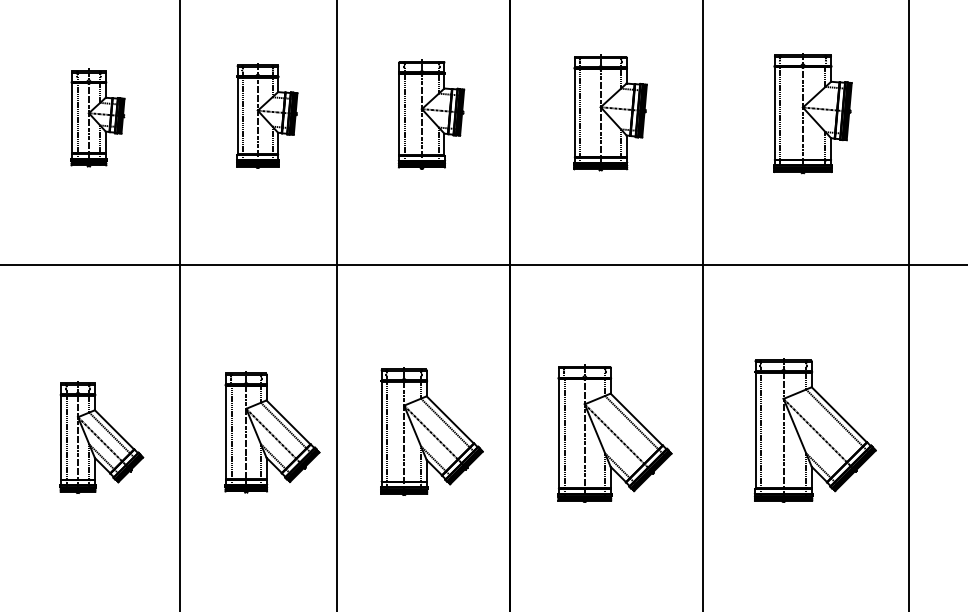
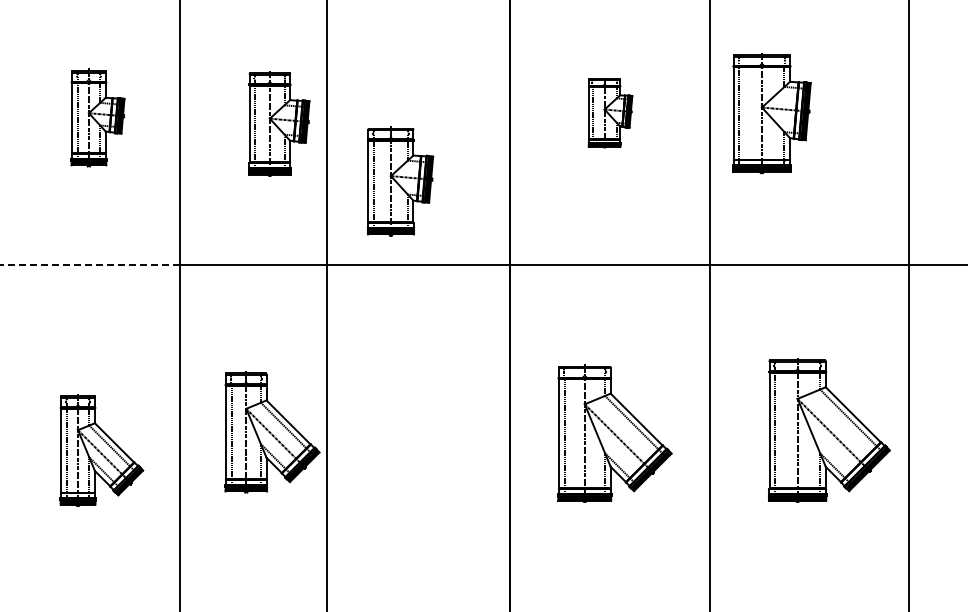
part size: 75x118 px -> 47x71 px (610, 113)
part position: (812, 113) -> (771, 113) (771, 113)
part position: (431, 114) -> (400, 181) (400, 181)
part position: (267, 115) -> (279, 123) (279, 123)
line: solid -> dashed (90, 265)
line position: (336, 305) -> (326, 305) (326, 305)
line position: (703, 305) -> (710, 305) (710, 305)
part position: (814, 430) -> (828, 430) (828, 430)
part: present -> none (431, 431)
part position: (101, 437) -> (101, 450) (101, 450)
